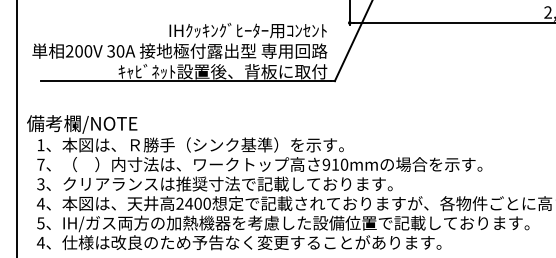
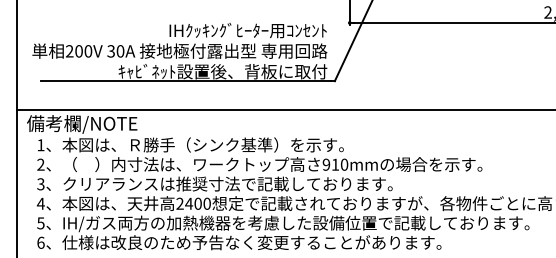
line: none -> present (284, 109)
text: 7 -> 2 (40, 164)
text: 4 -> 6 (40, 242)
